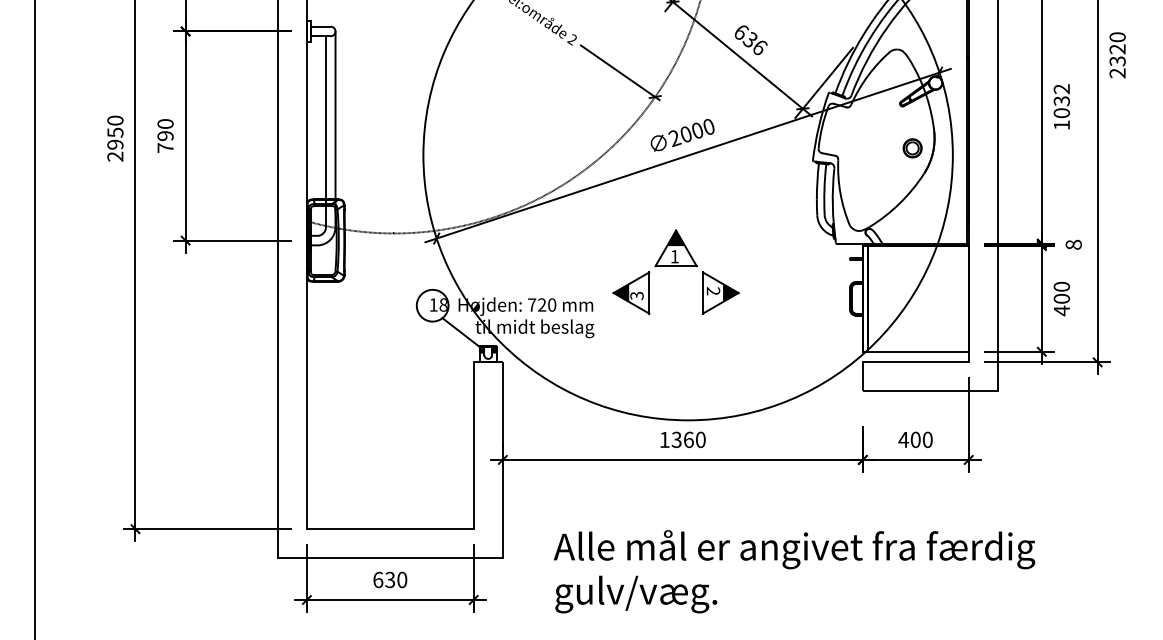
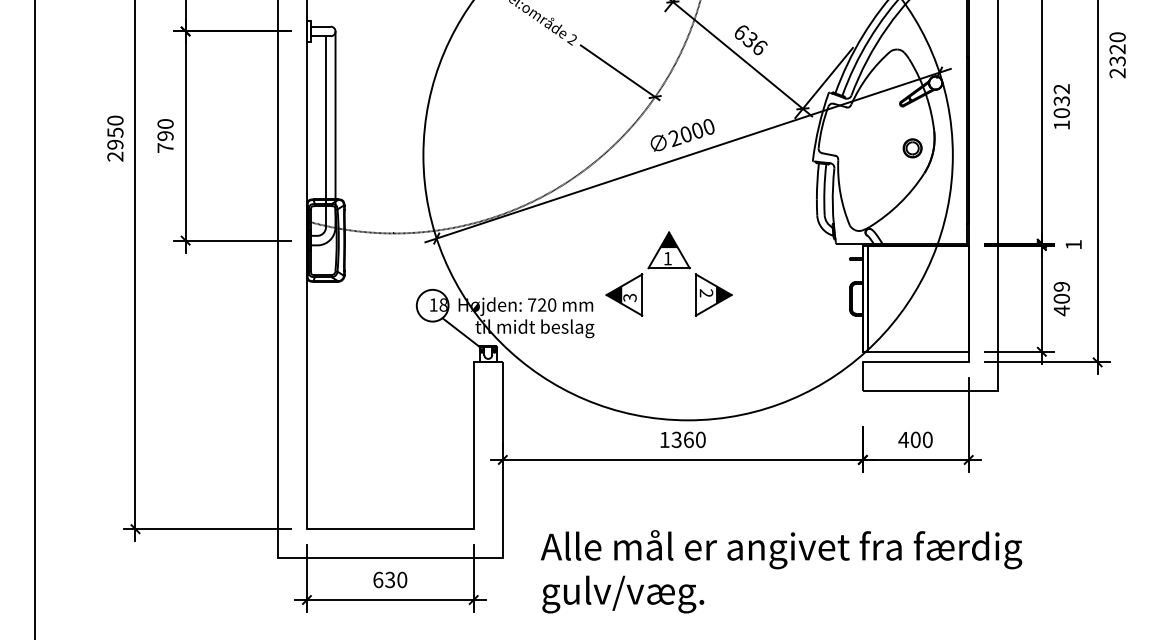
text: 8 -> 1 (1073, 244)
part position: (675, 271) -> (668, 273) (668, 273)
text: 400 -> 409 (1061, 286)
text position: (794, 571) -> (781, 571) (781, 571)
